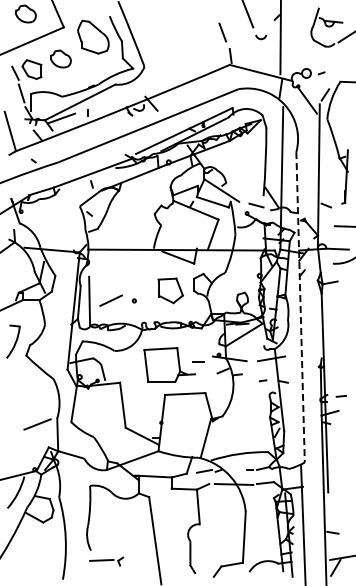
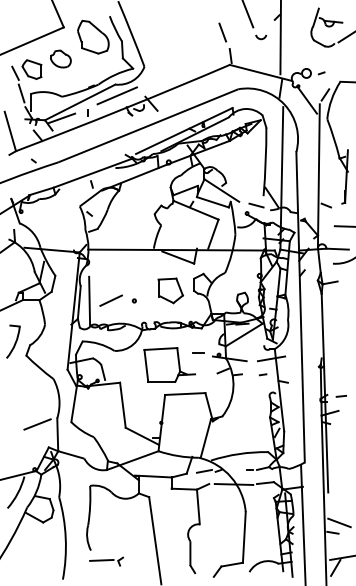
part: present -> none (25, 13)
line: none -> present (116, 95)
line: dashed -> solid (300, 307)
line position: (198, 361) -> (198, 352) (198, 352)
line position: (262, 380) -> (262, 374) (262, 374)
line: none -> present (339, 522)
